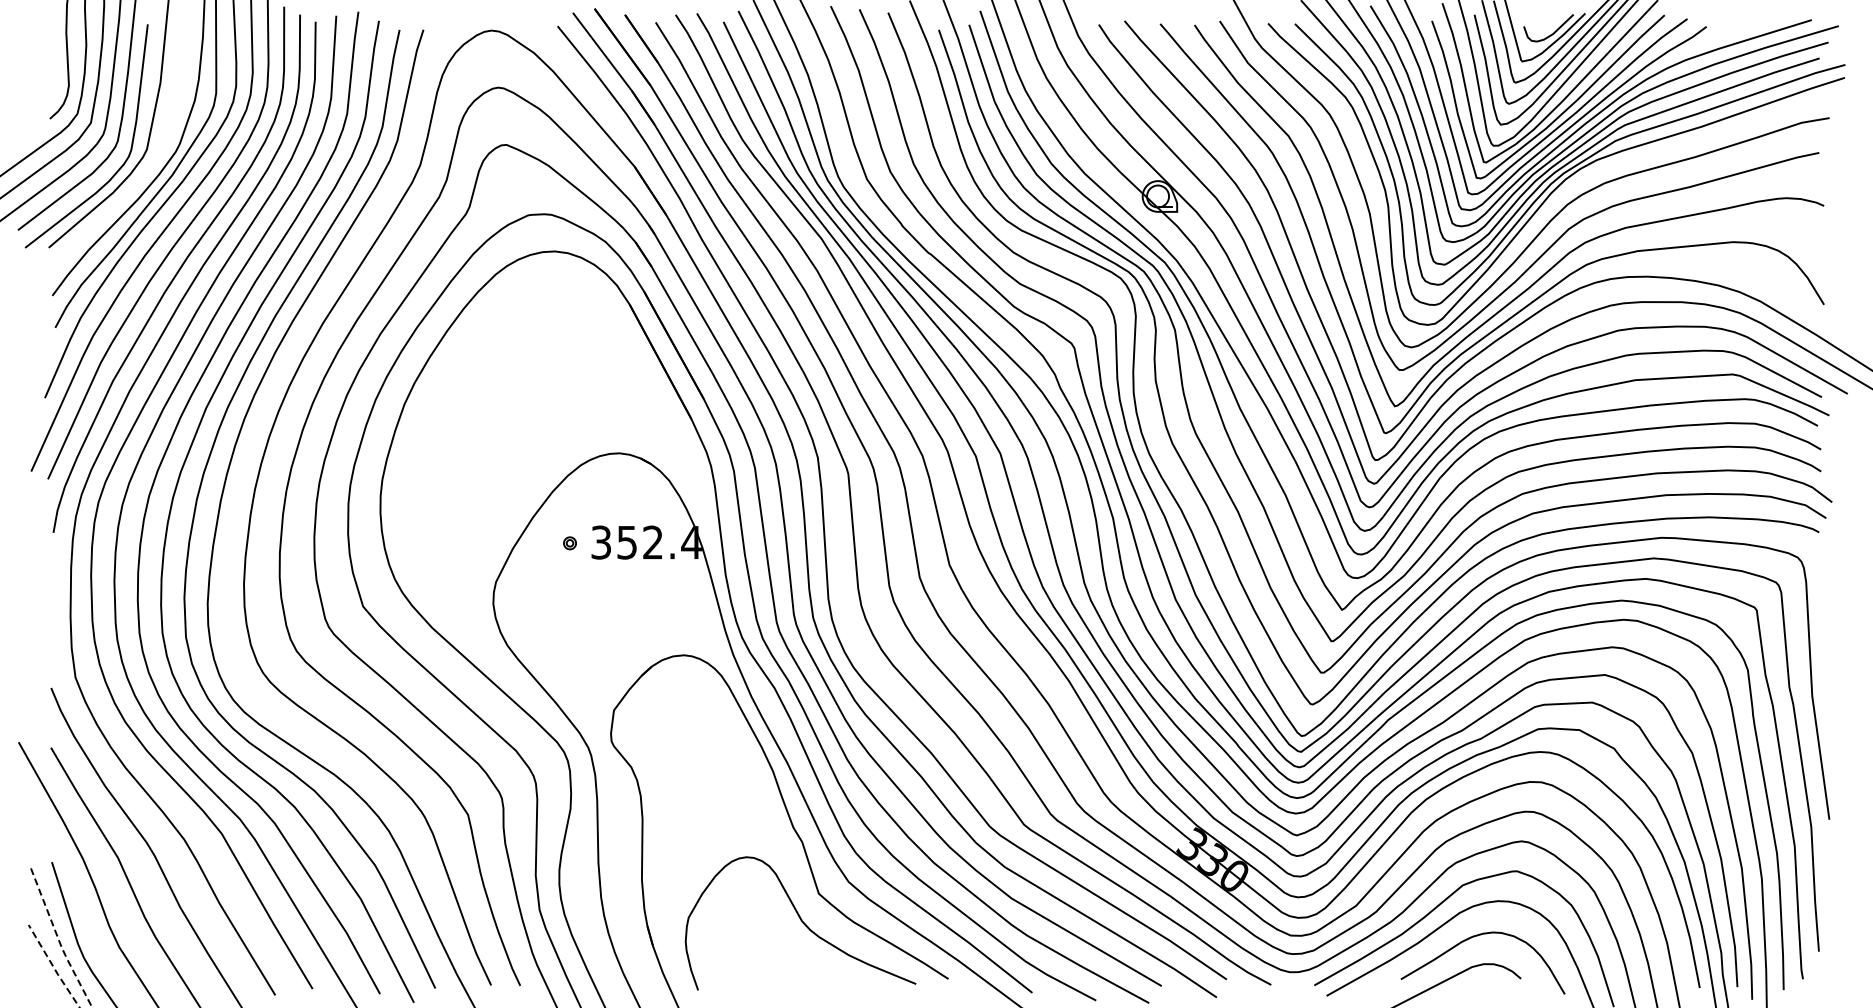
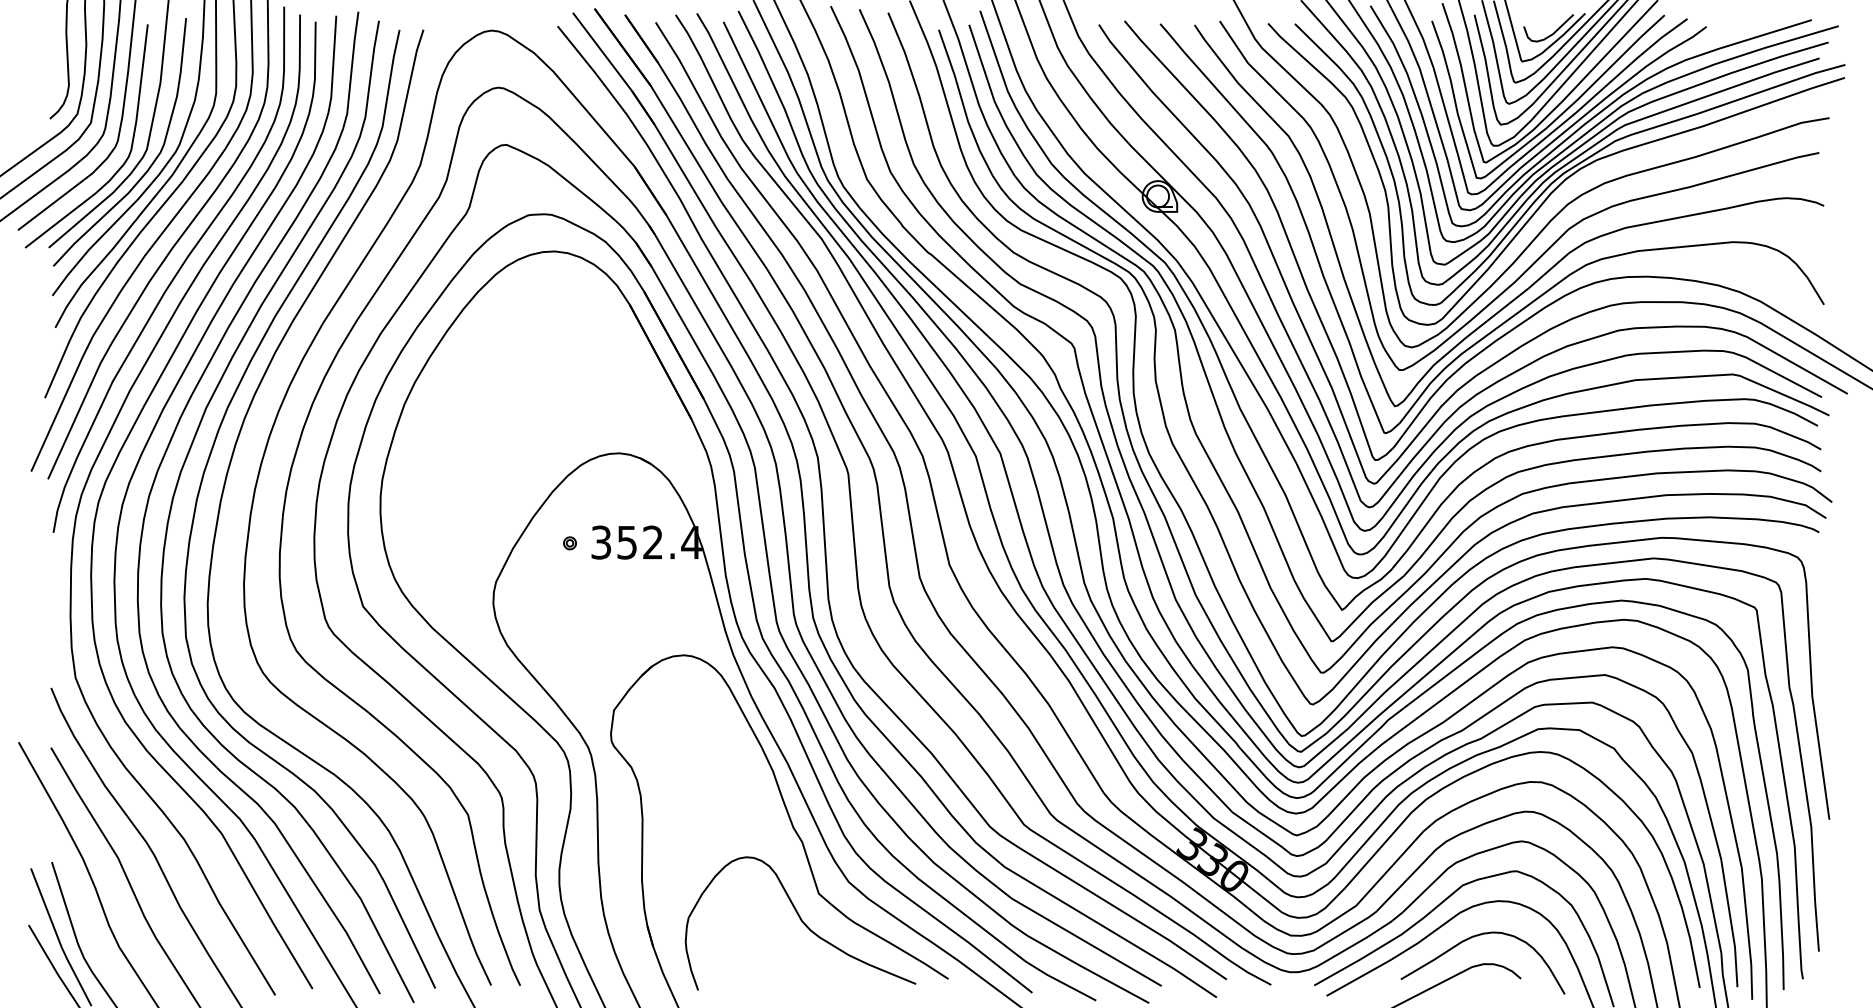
curve: none -> present (151, 163)
line: dashed -> solid (58, 939)
line: dashed -> solid (53, 966)
